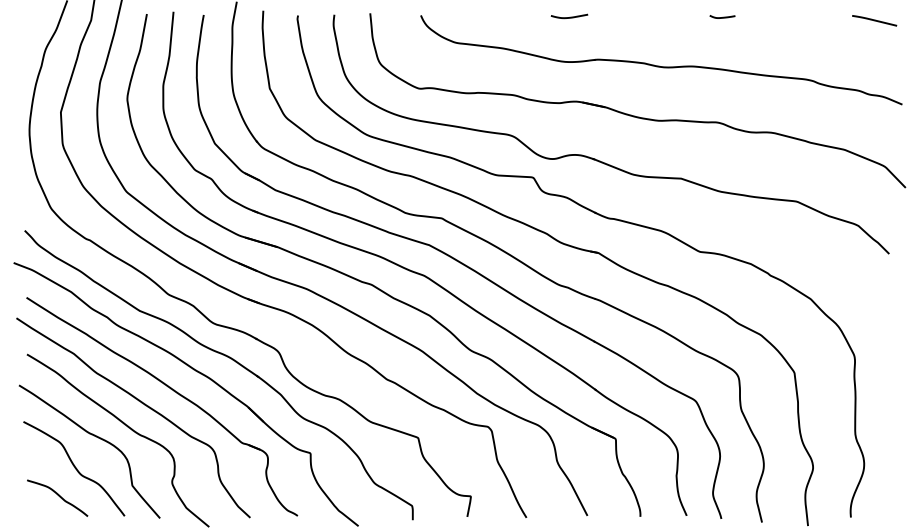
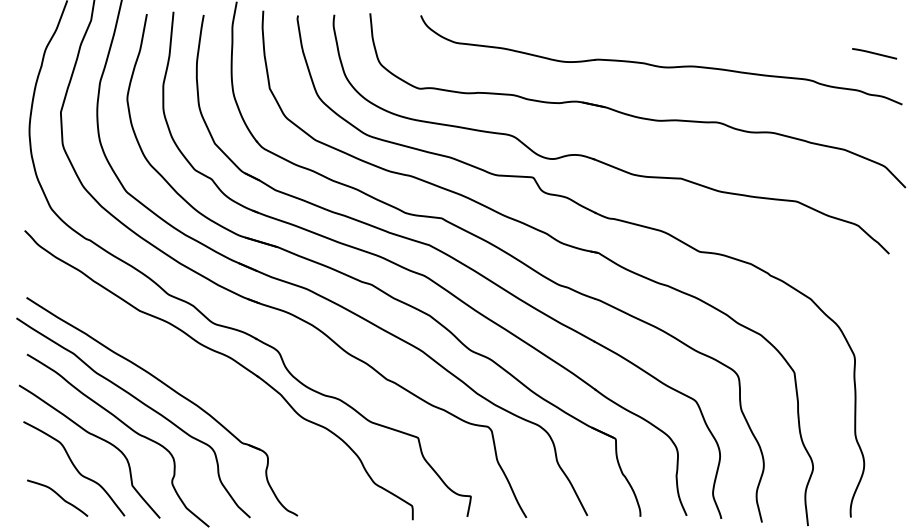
curve: present -> none (570, 16)
curve: present -> none (723, 16)
line position: (874, 20) -> (874, 53) (874, 53)
part: present -> none (200, 374)
